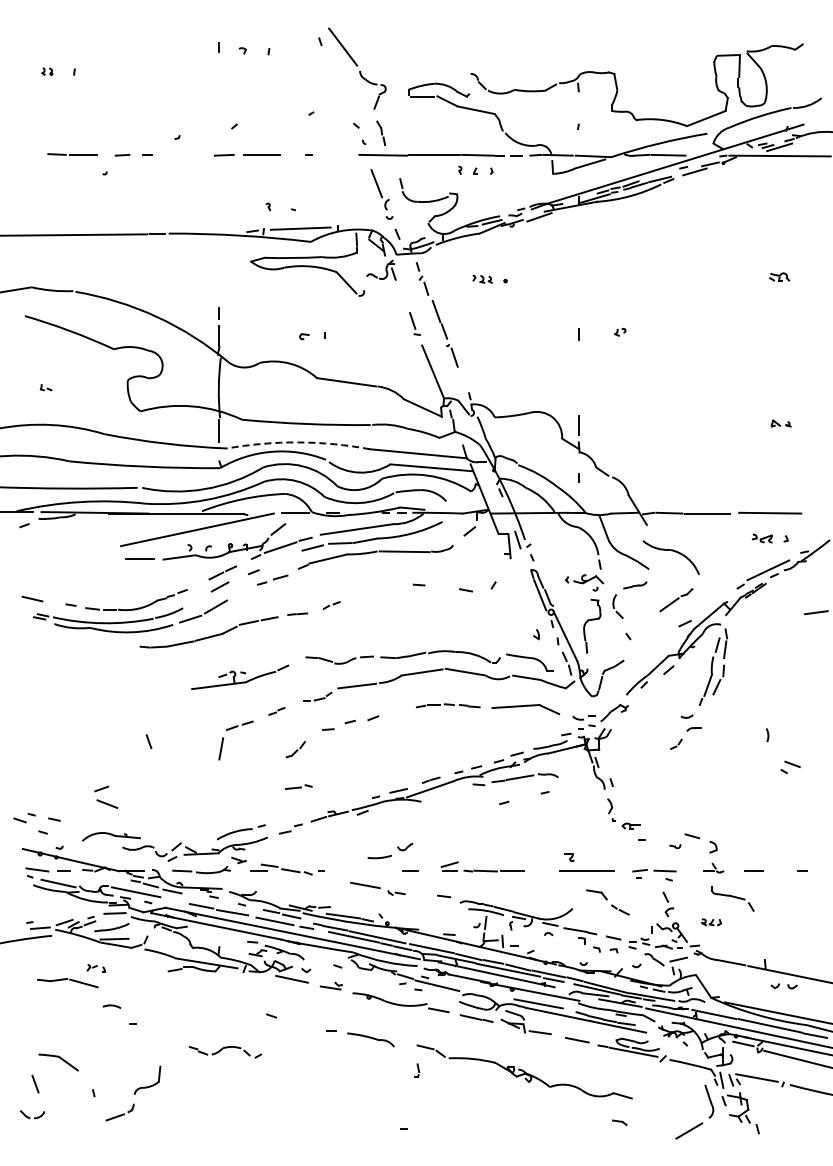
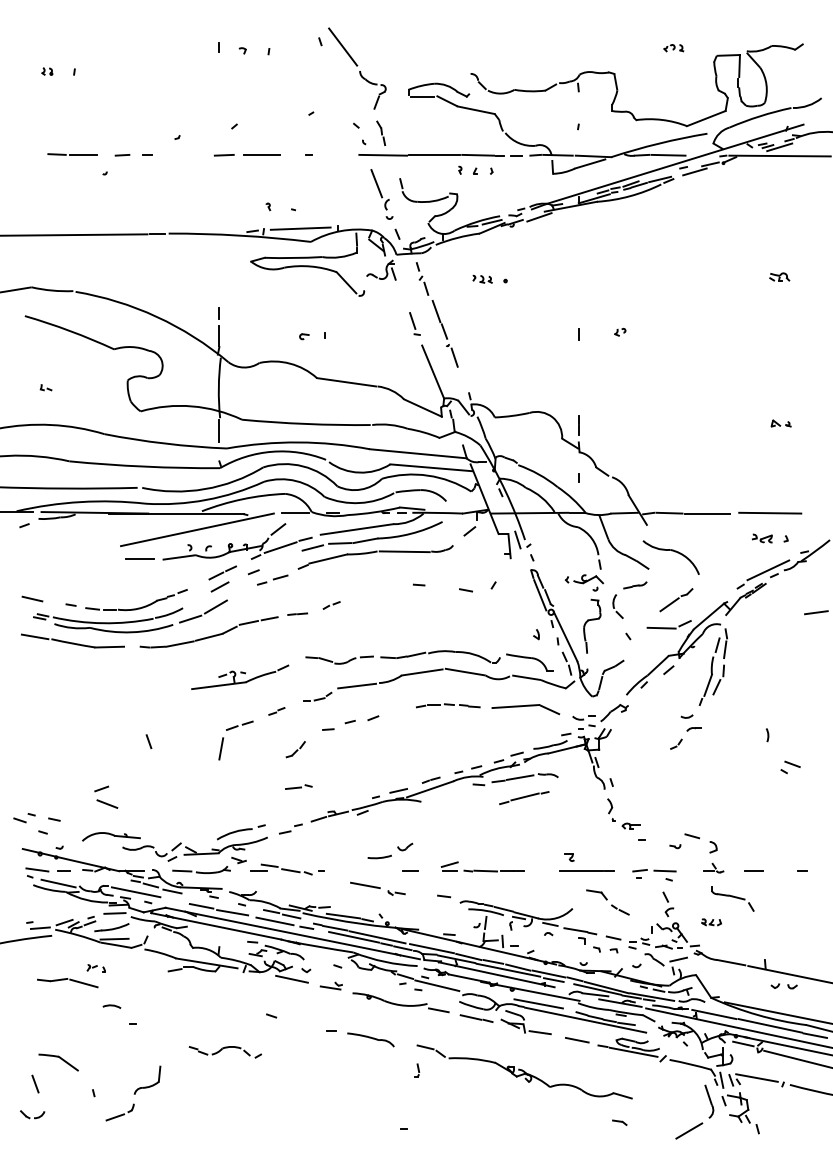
part: none -> present (673, 48)
arc: dashed -> solid (298, 442)
line: none -> present (661, 627)
part: none -> present (72, 640)
line: none -> present (524, 796)
